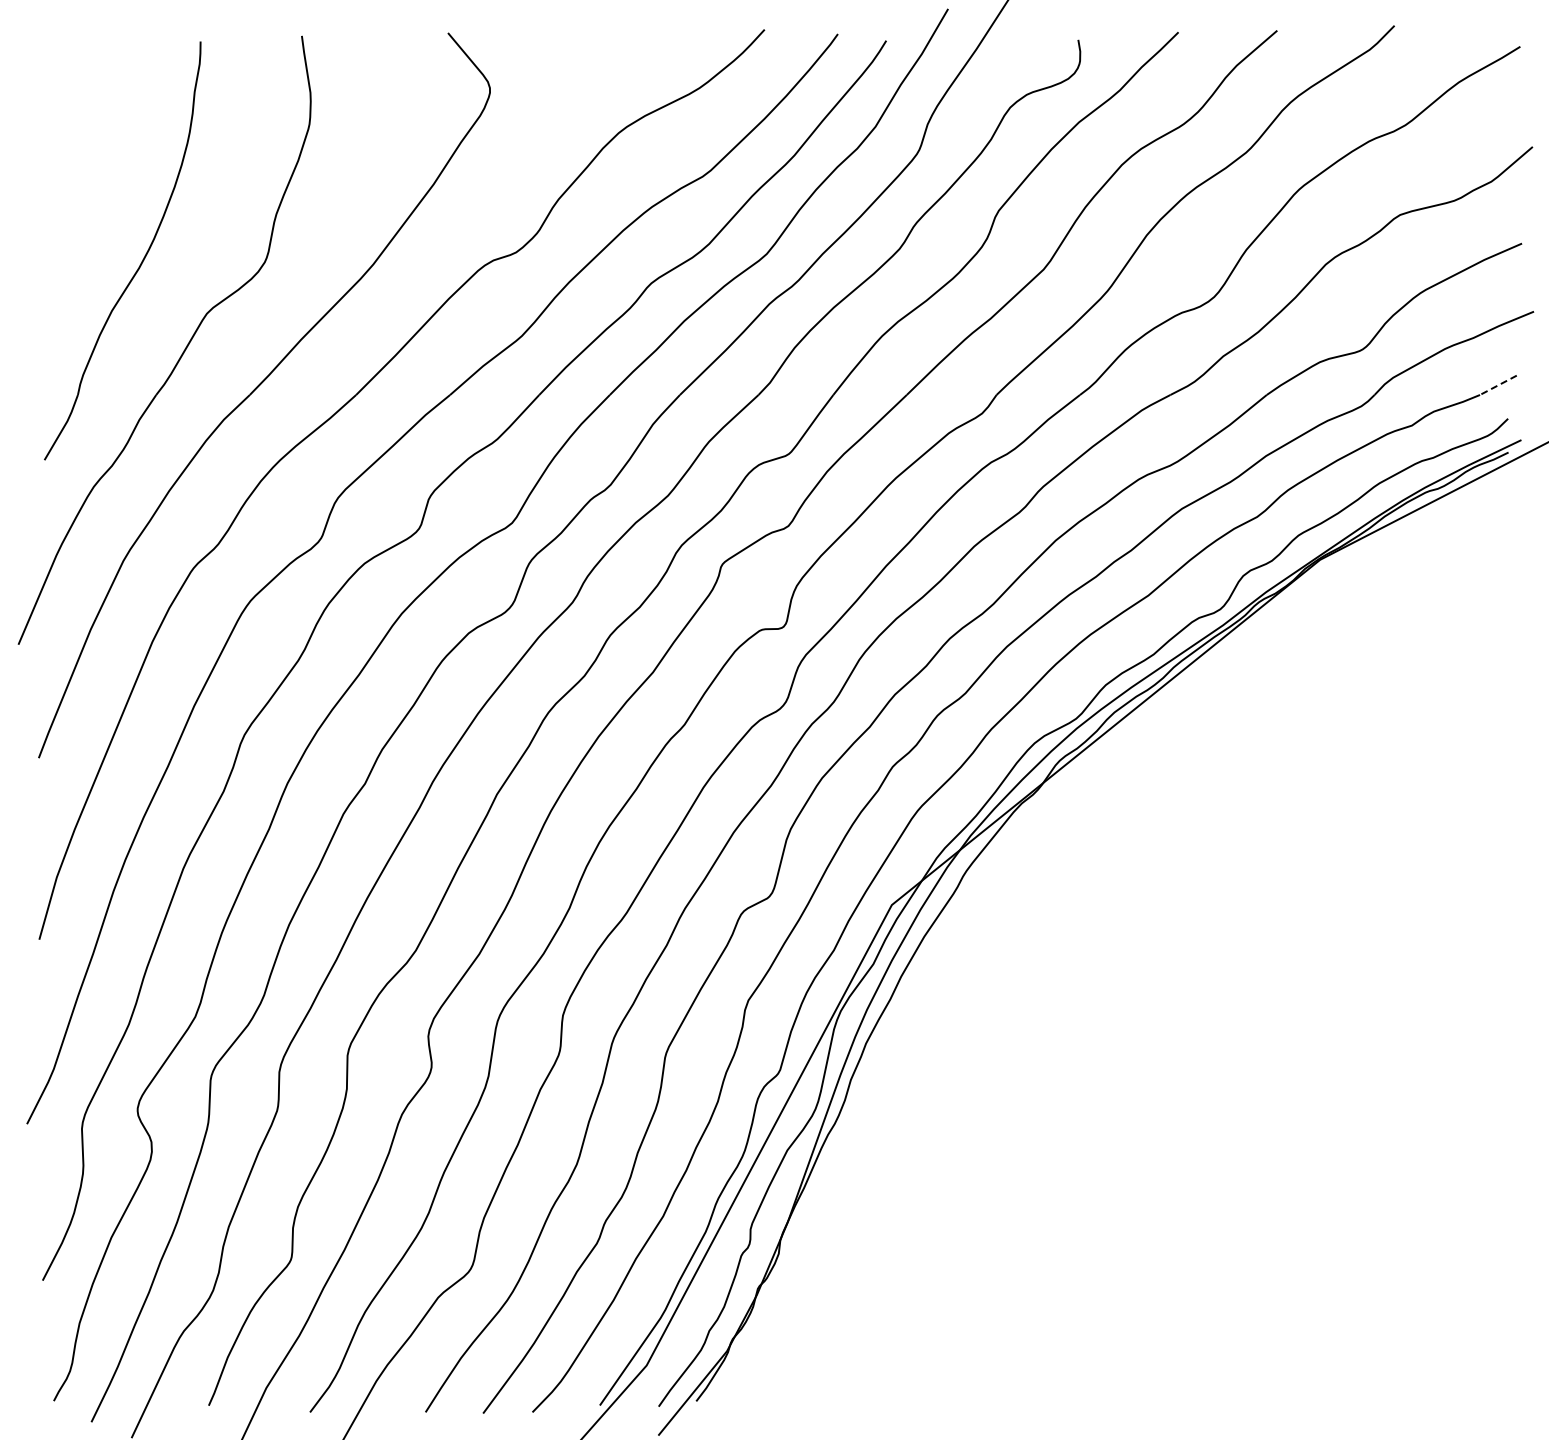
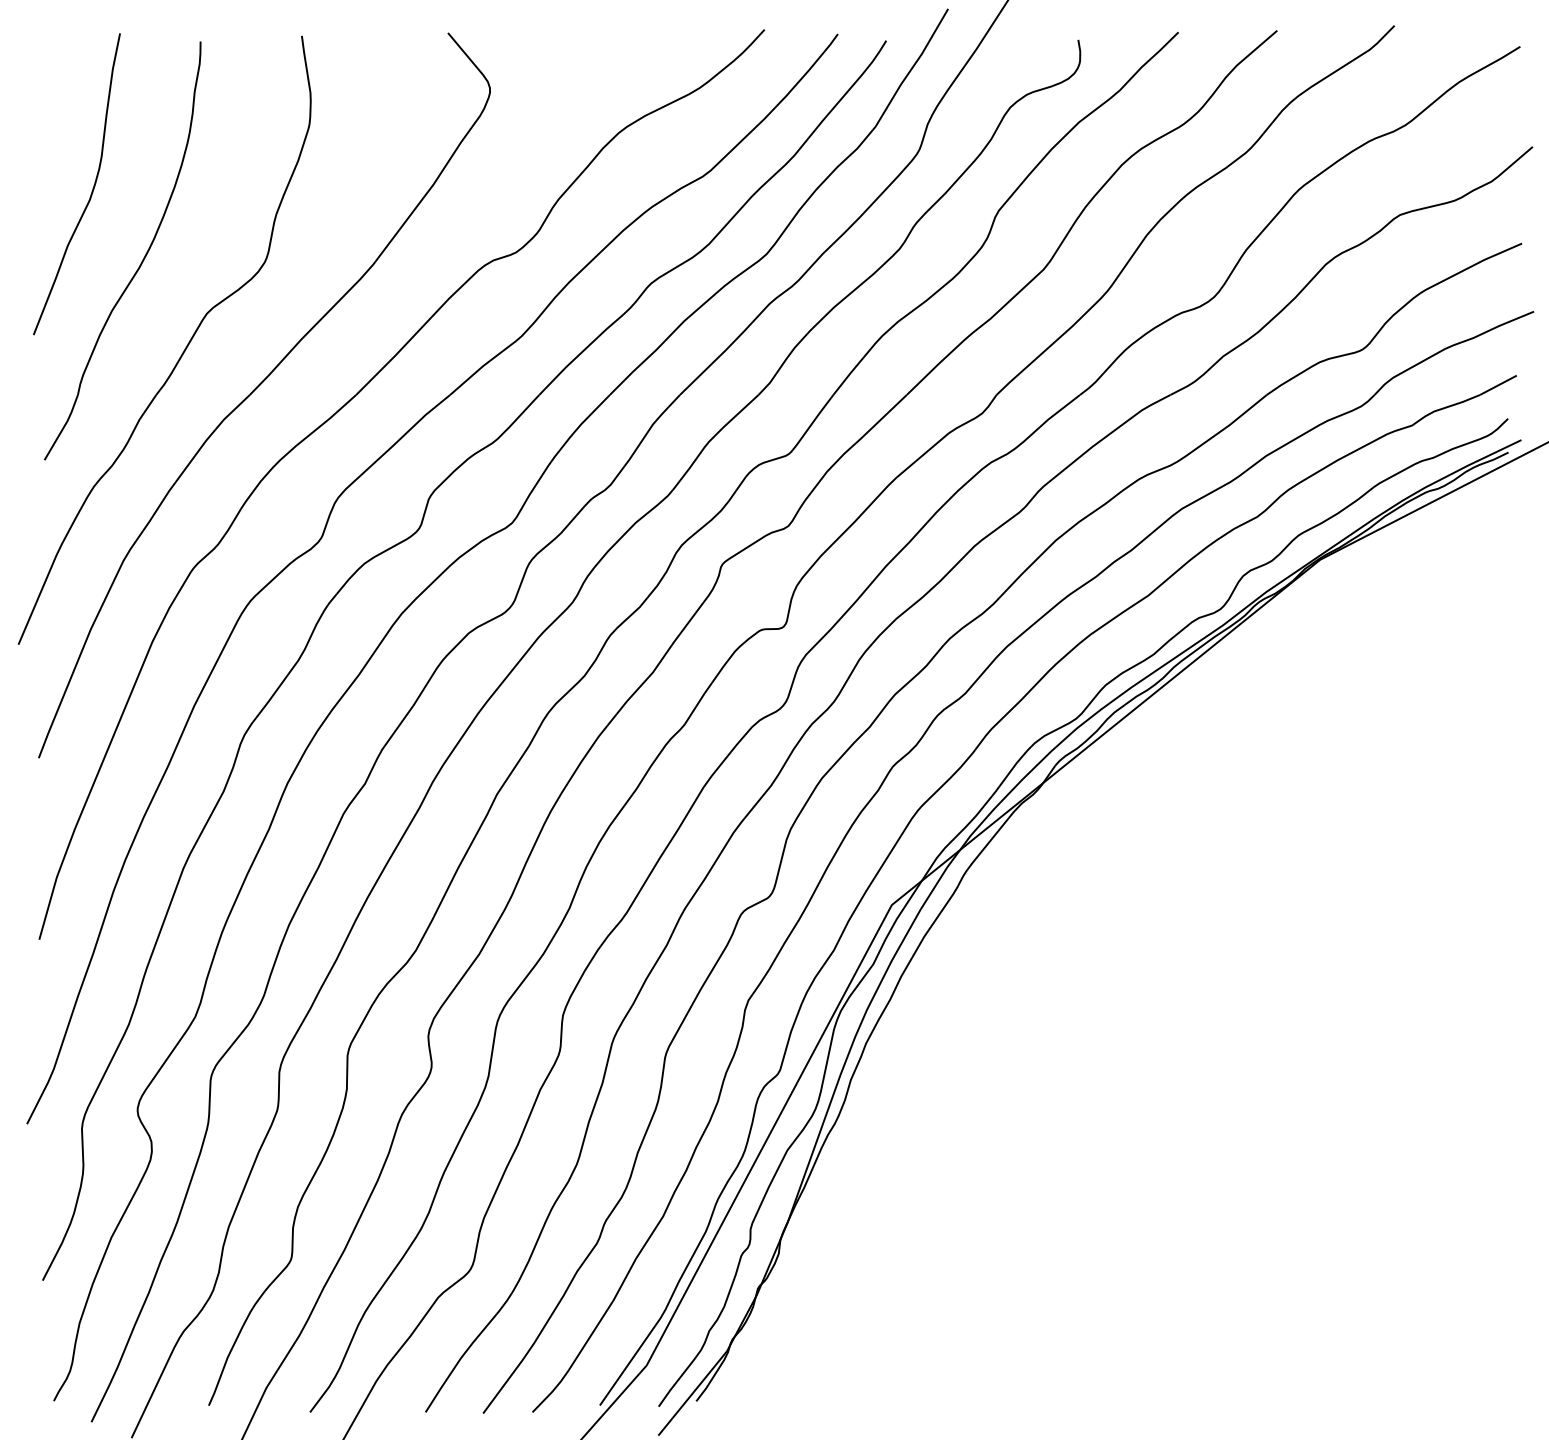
curve: none -> present (92, 188)
line: dashed -> solid (1498, 385)
